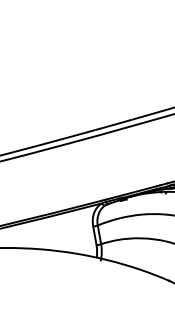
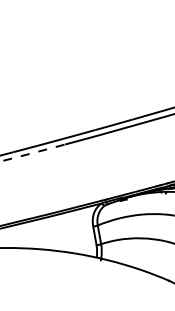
arc: solid -> dashed (33, 152)
